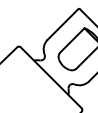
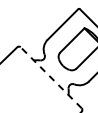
line: solid -> dashed (50, 77)
